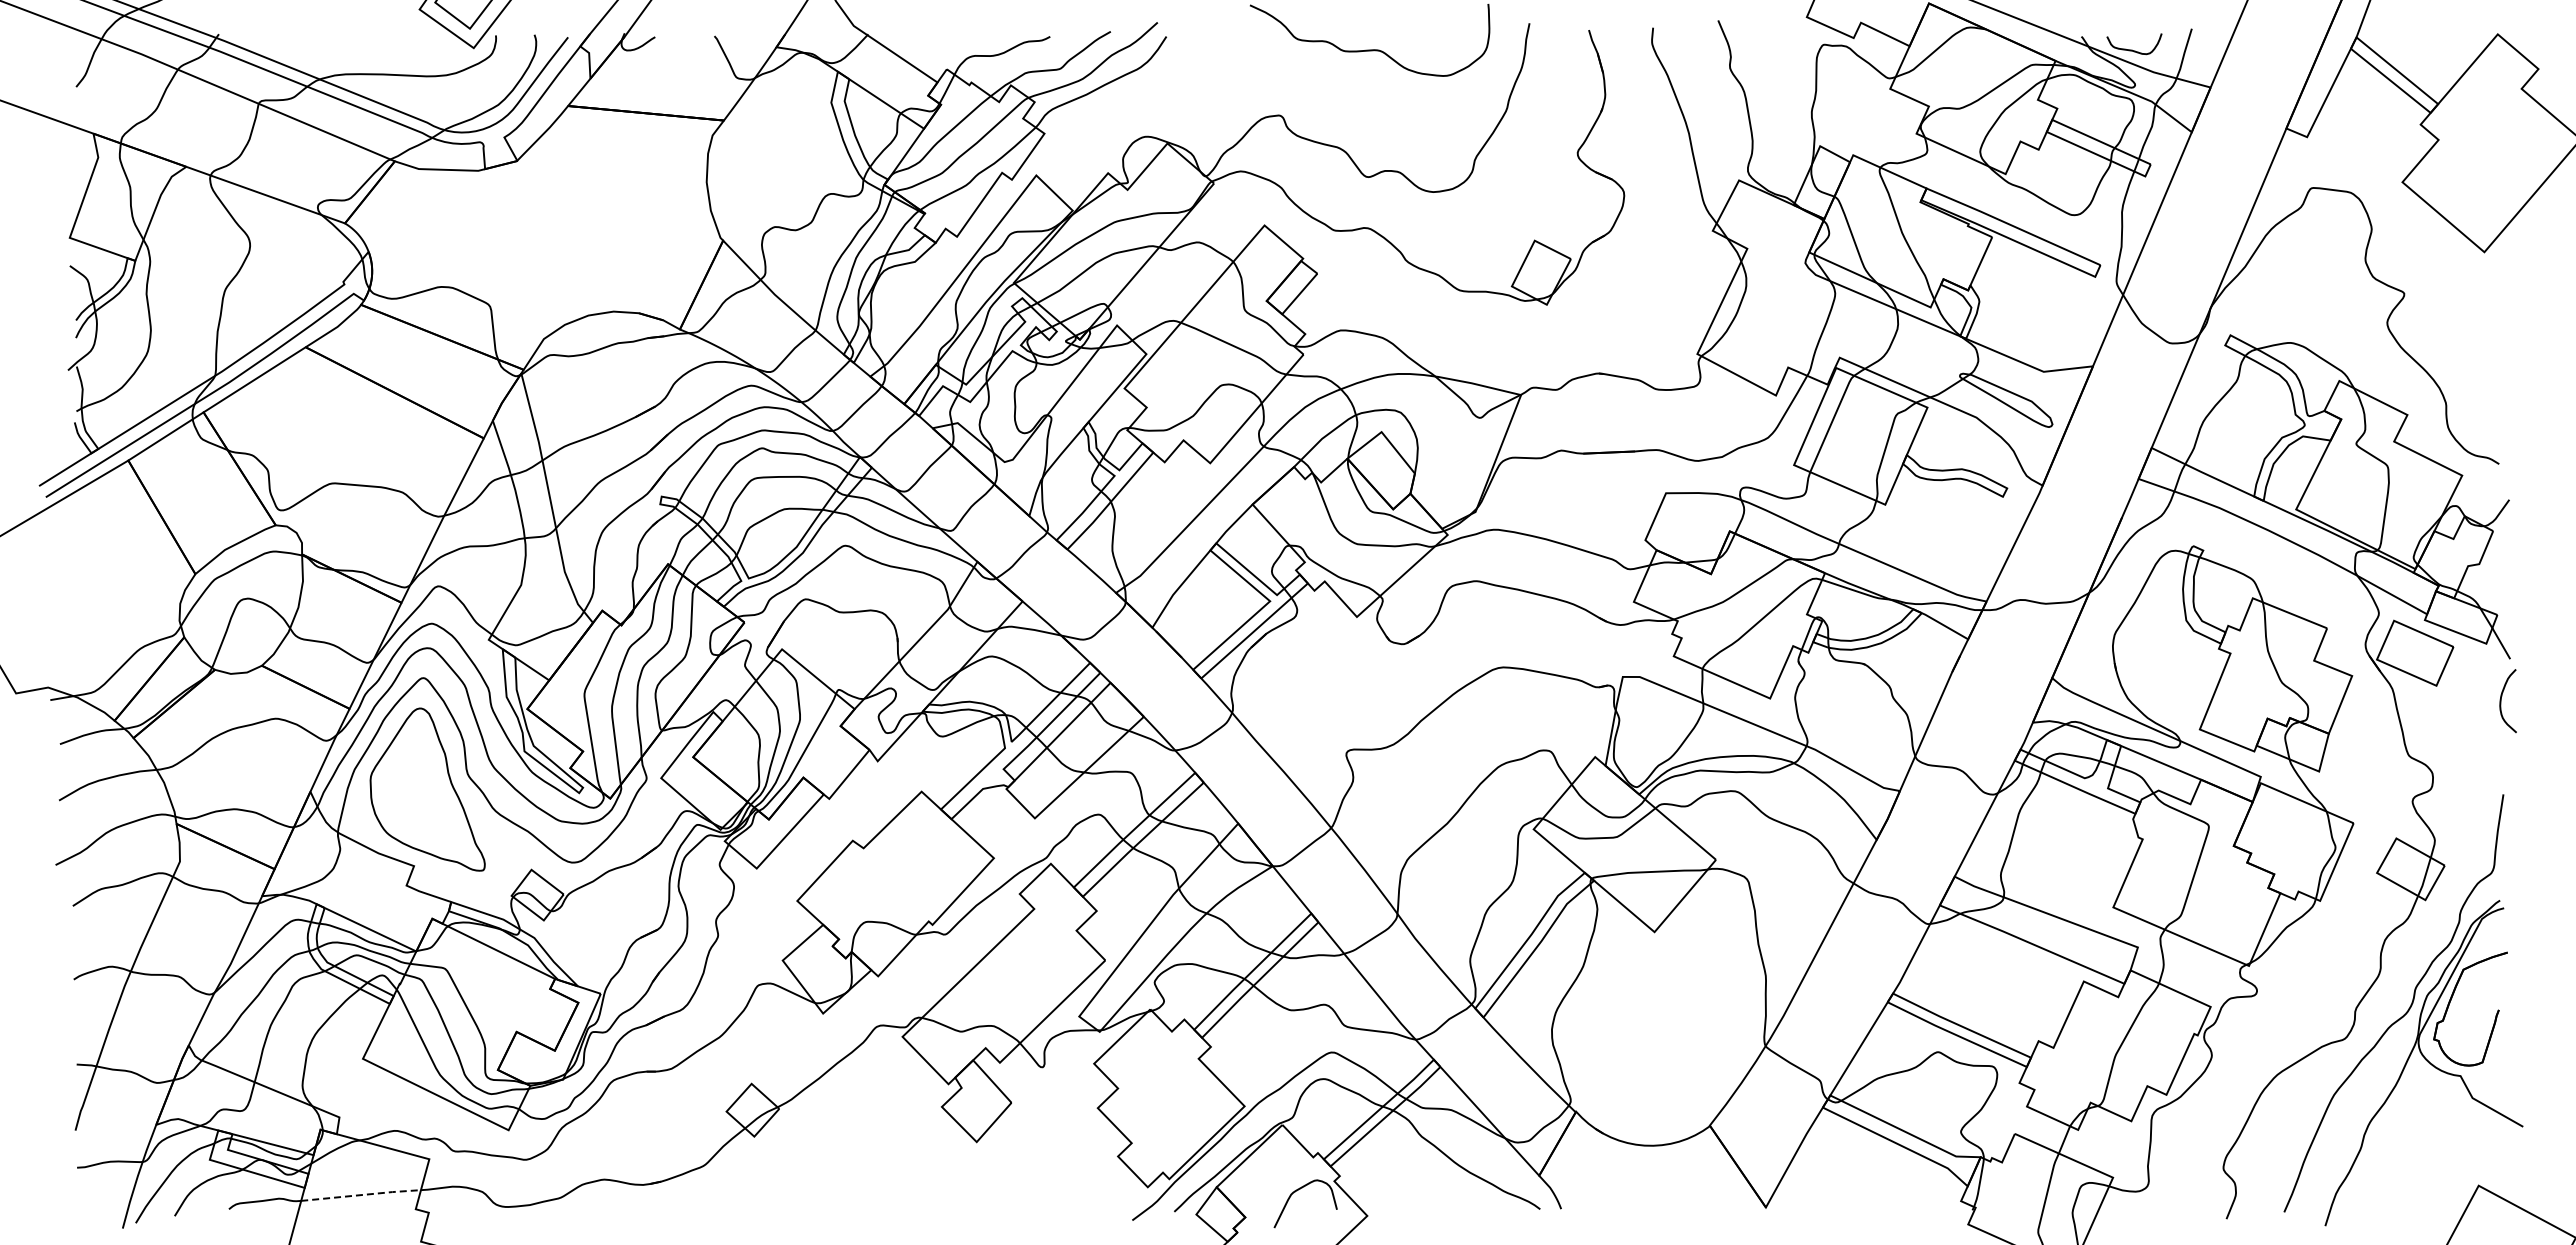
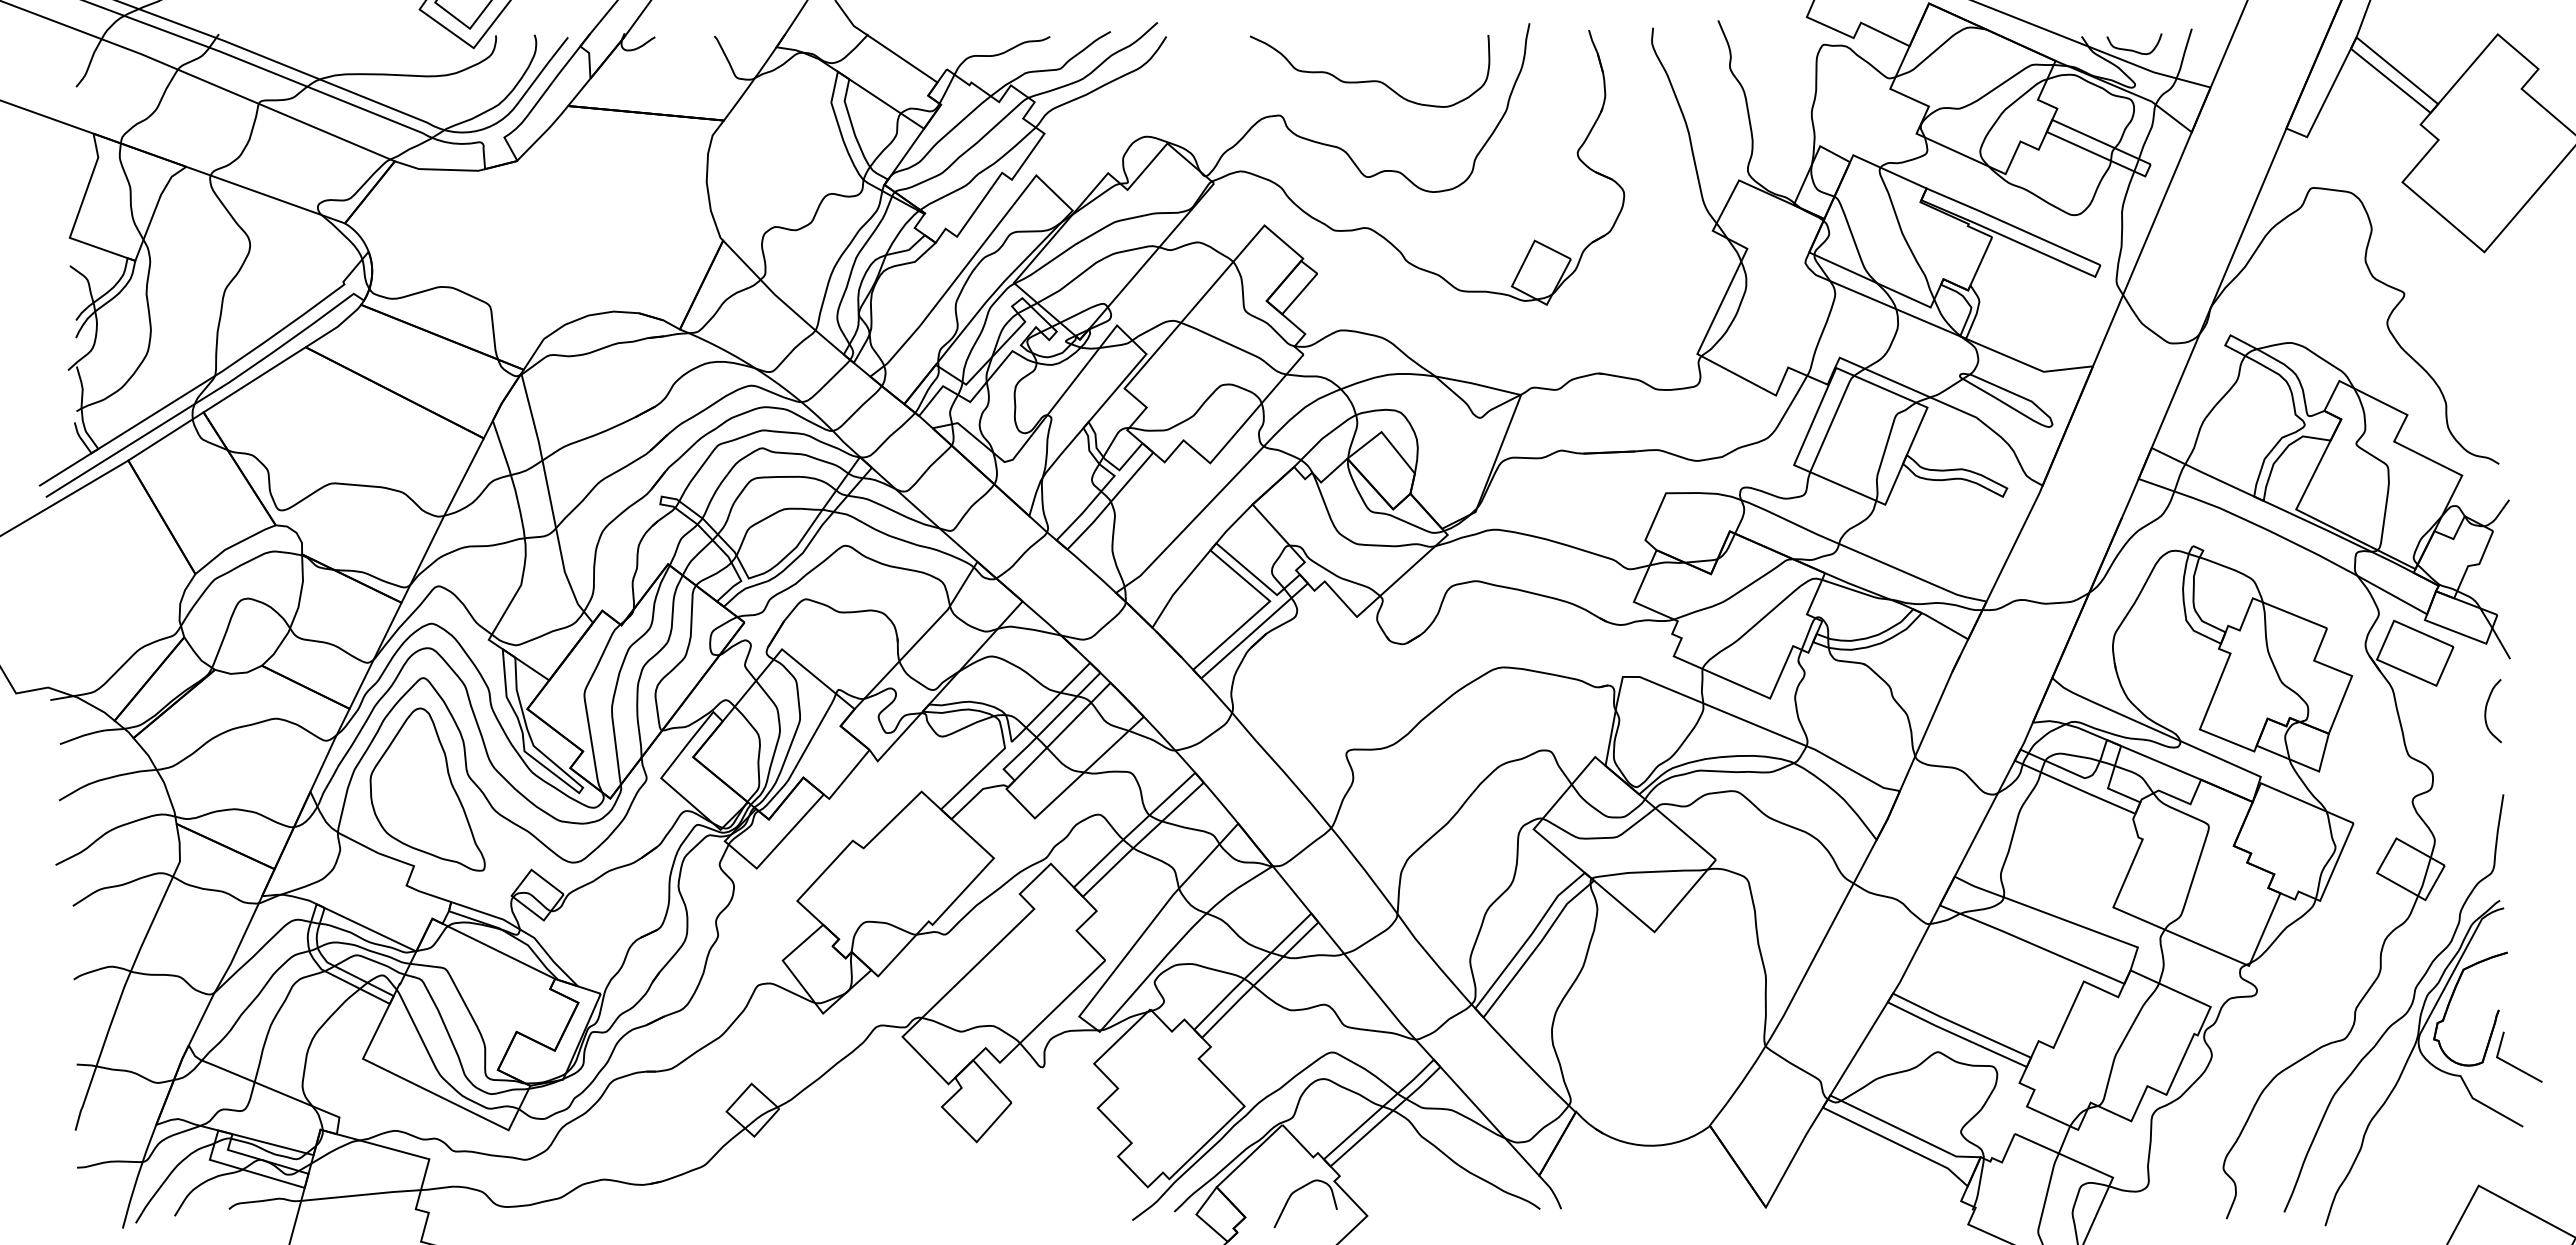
curve position: (1369, 49) -> (1369, 80) (1369, 80)
curve position: (2501, 701) -> (2486, 711) (2486, 711)
line: none -> present (2514, 1065)
line: dashed -> solid (361, 1195)
